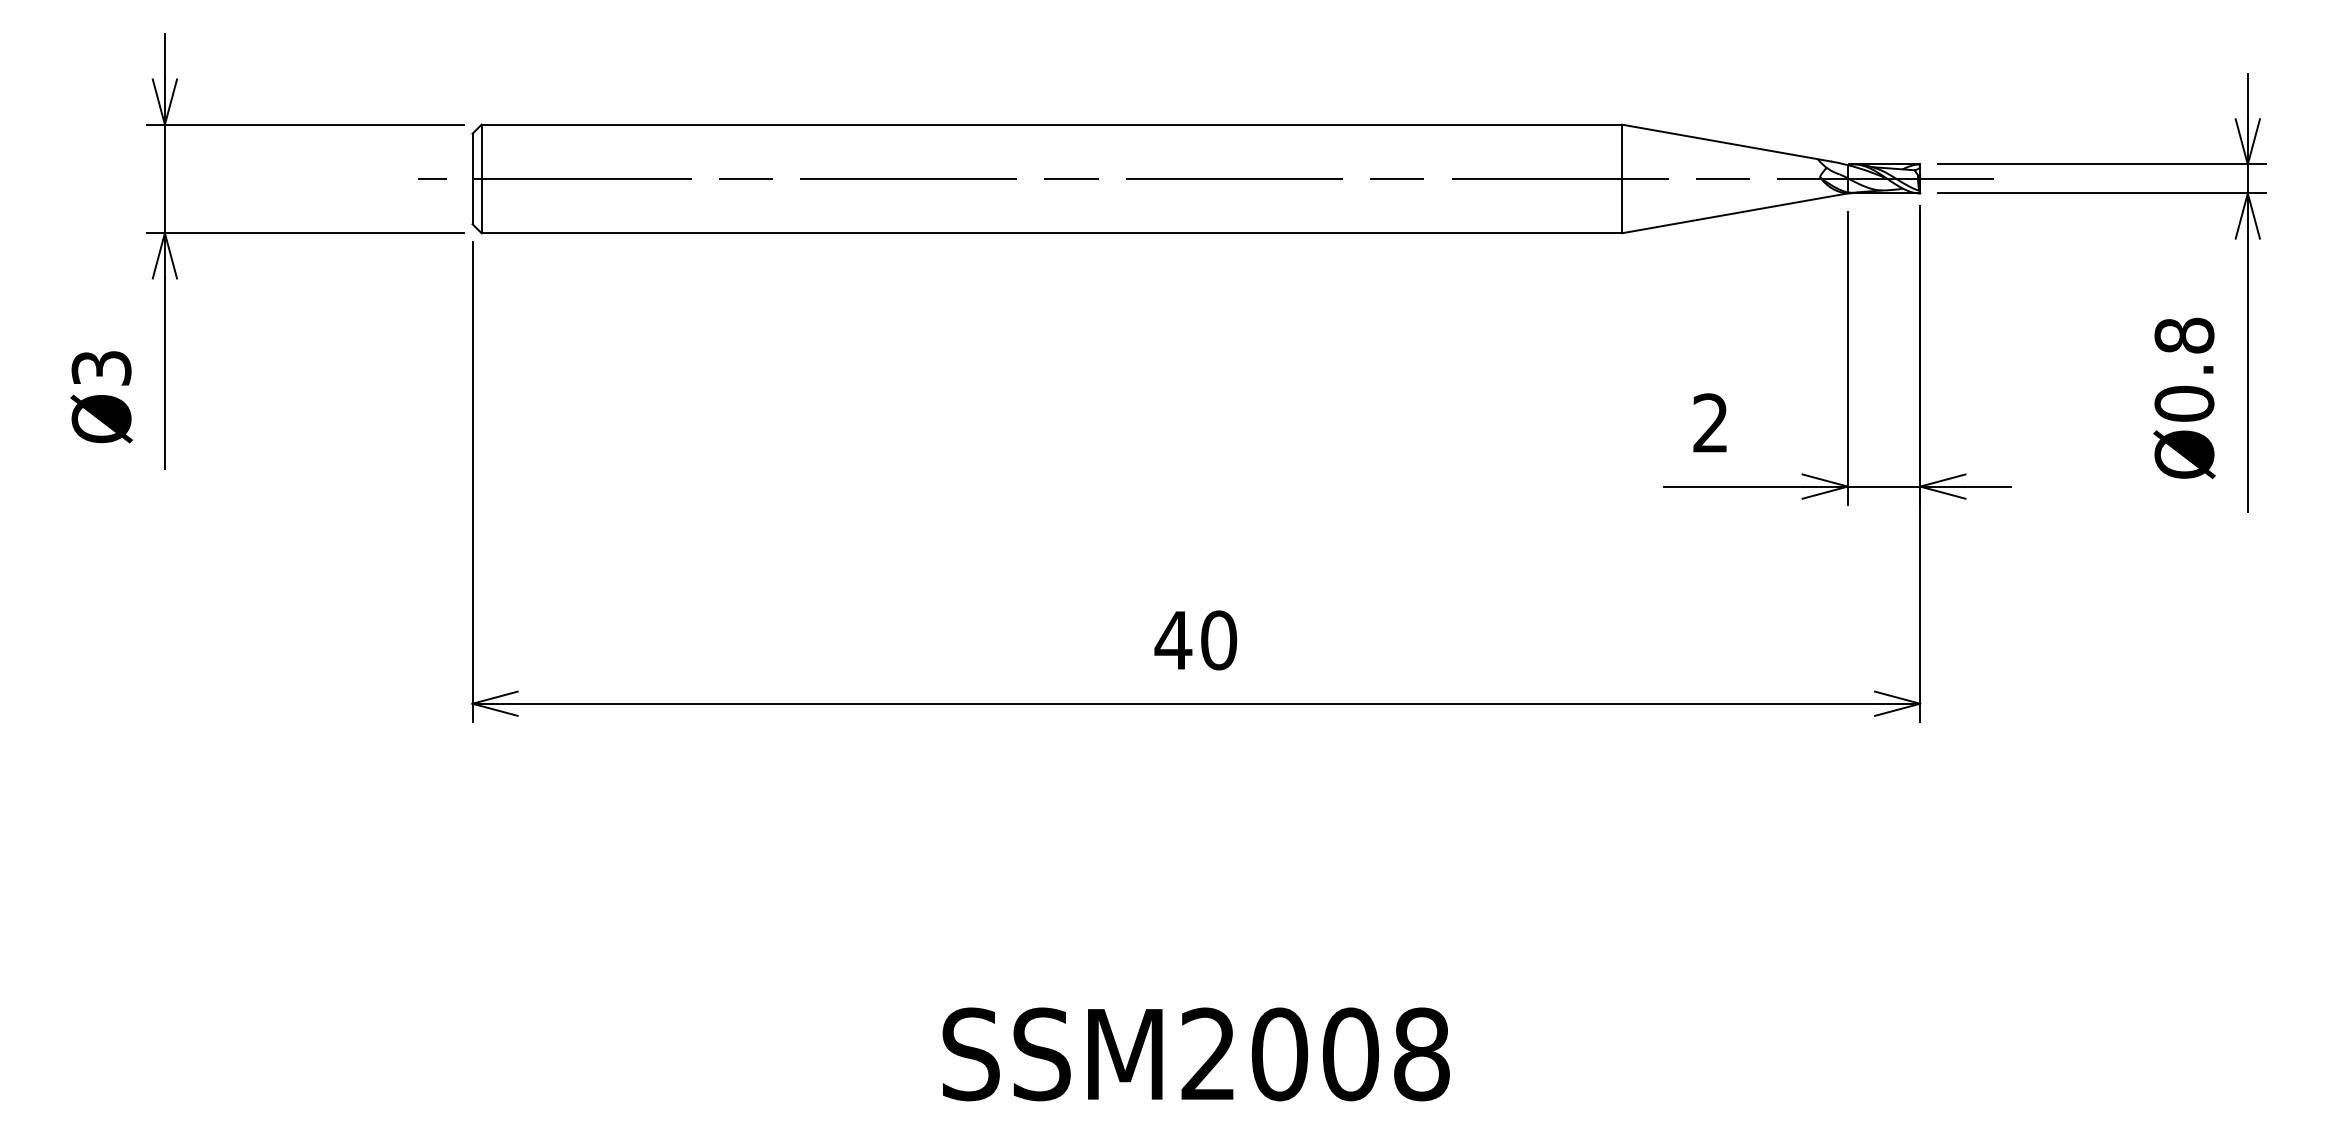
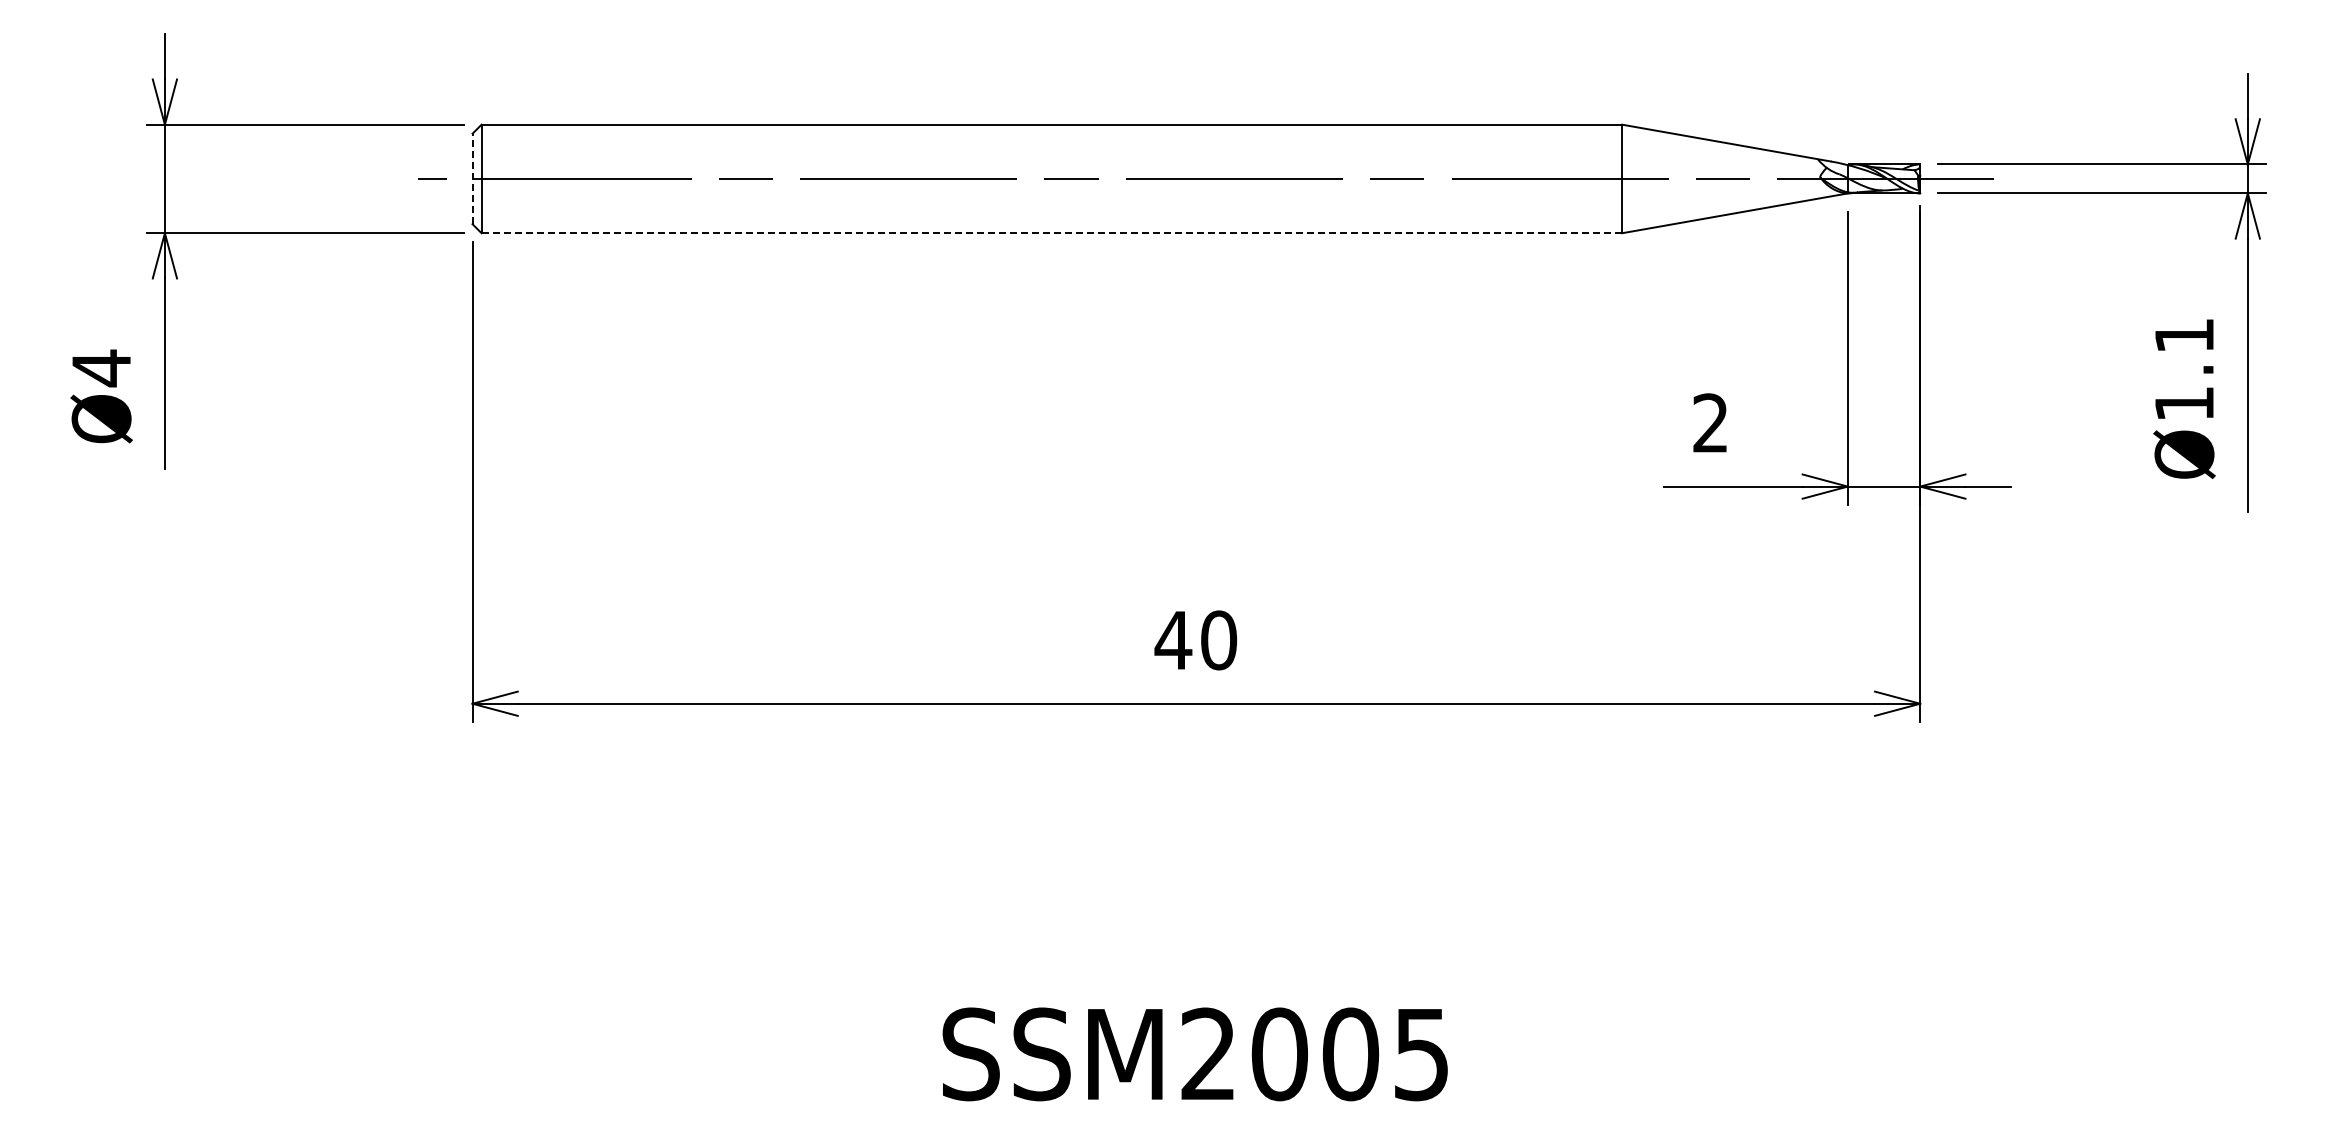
line: solid -> dashed (472, 178)
line: solid -> dashed (1052, 233)
text: Ø3 -> Ø4 (101, 368)
text: Ø0.8 -> Ø1.1 (2184, 369)
text: SSM2008 -> SSM2005 (1421, 1054)
